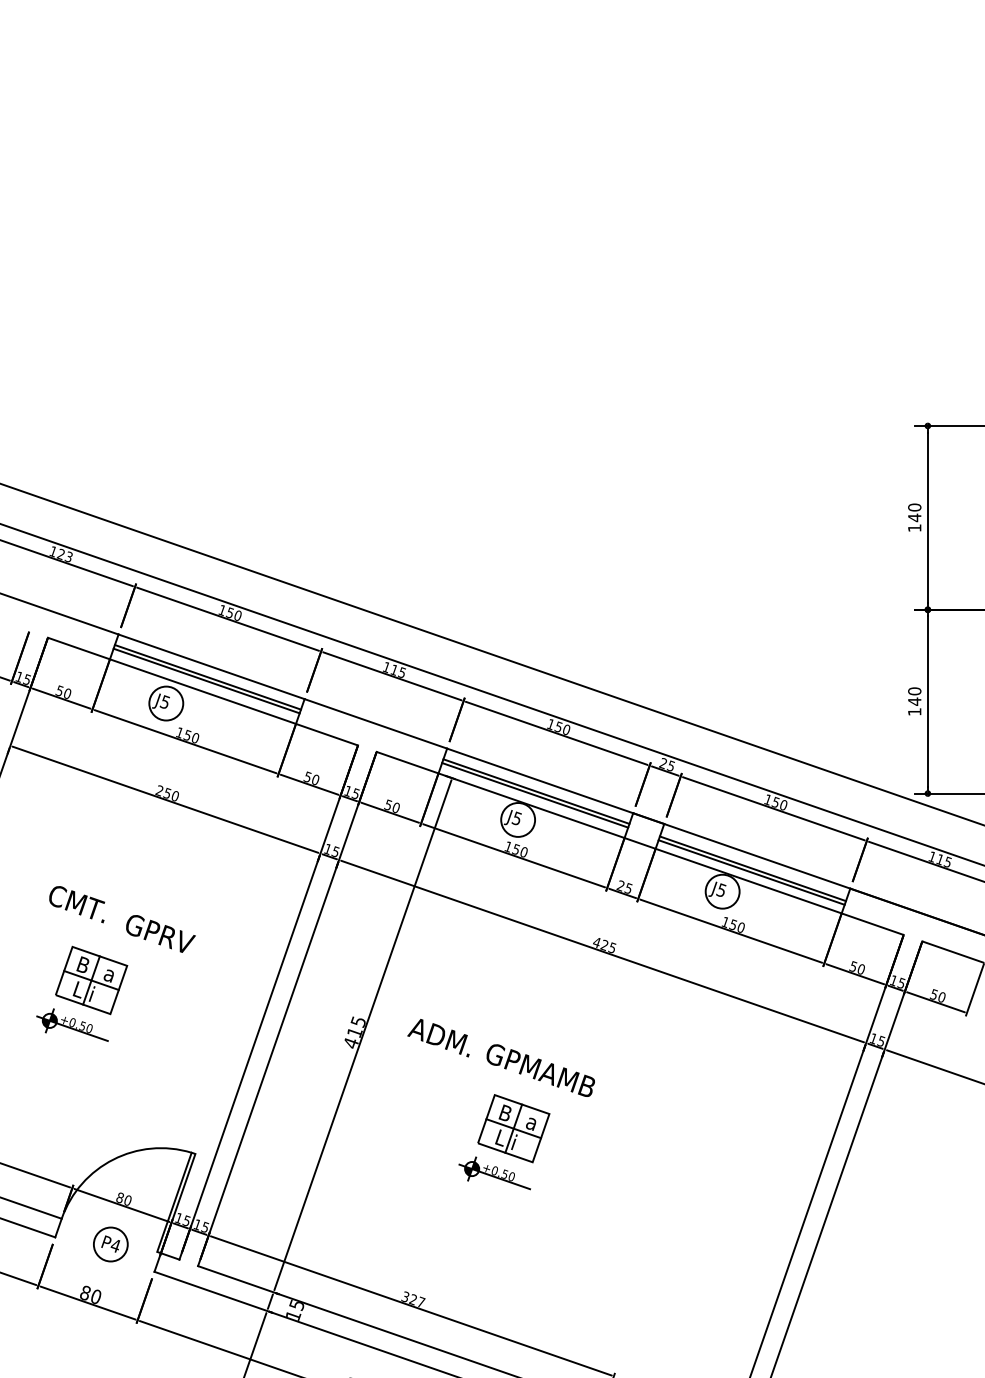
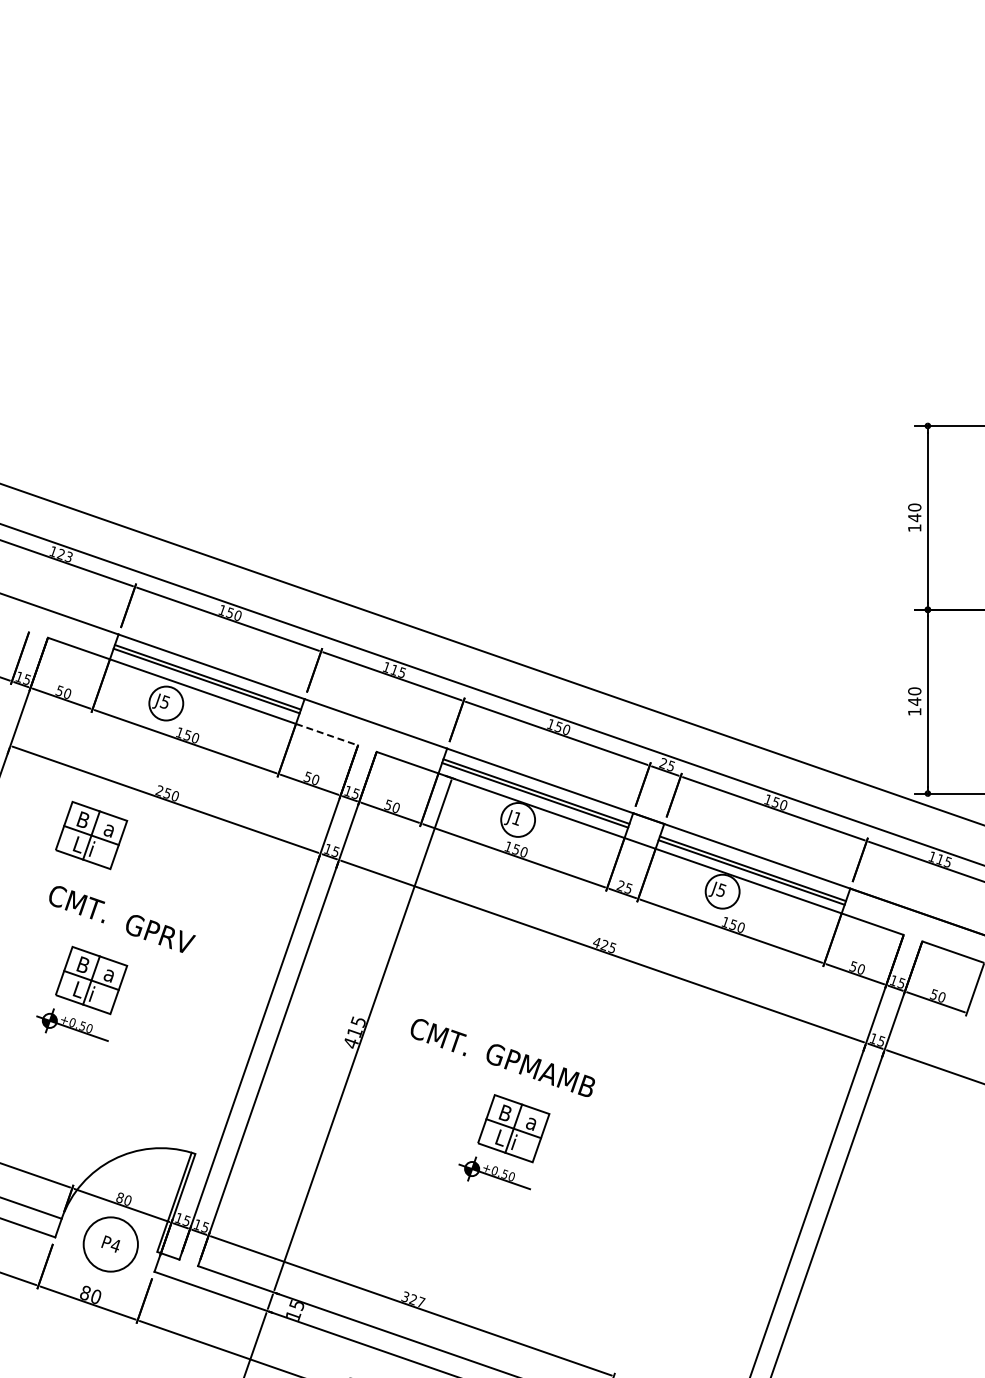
line: solid -> dashed (327, 734)
text: J5 -> J1 (516, 818)
part: none -> present (91, 835)
text: ADM. -> CMT. (438, 1037)
circle diameter: 34 px -> 54 px (110, 1244)
